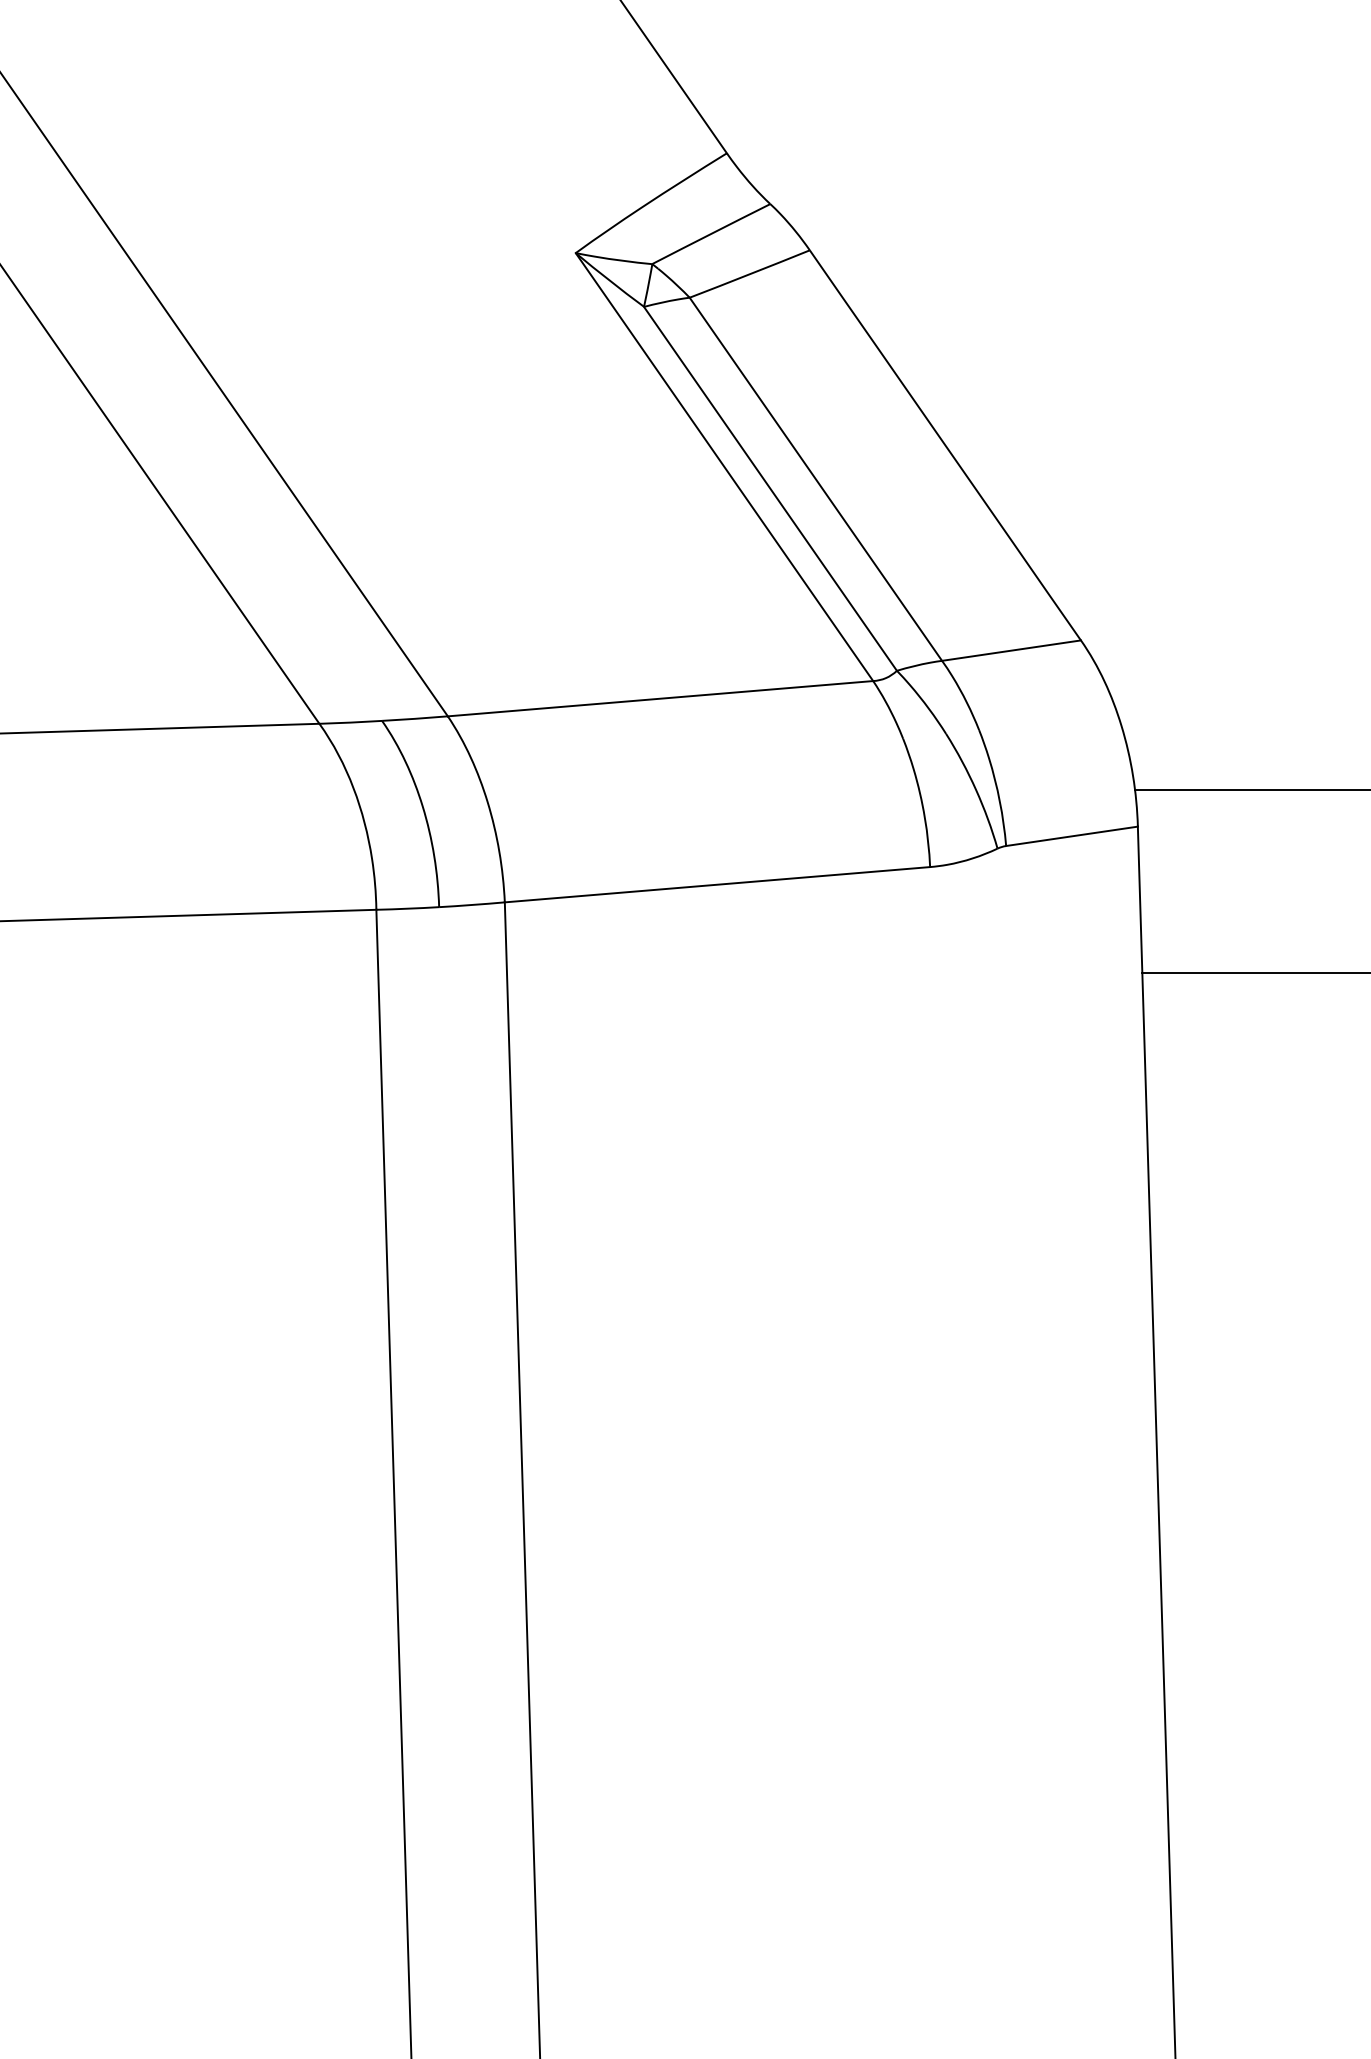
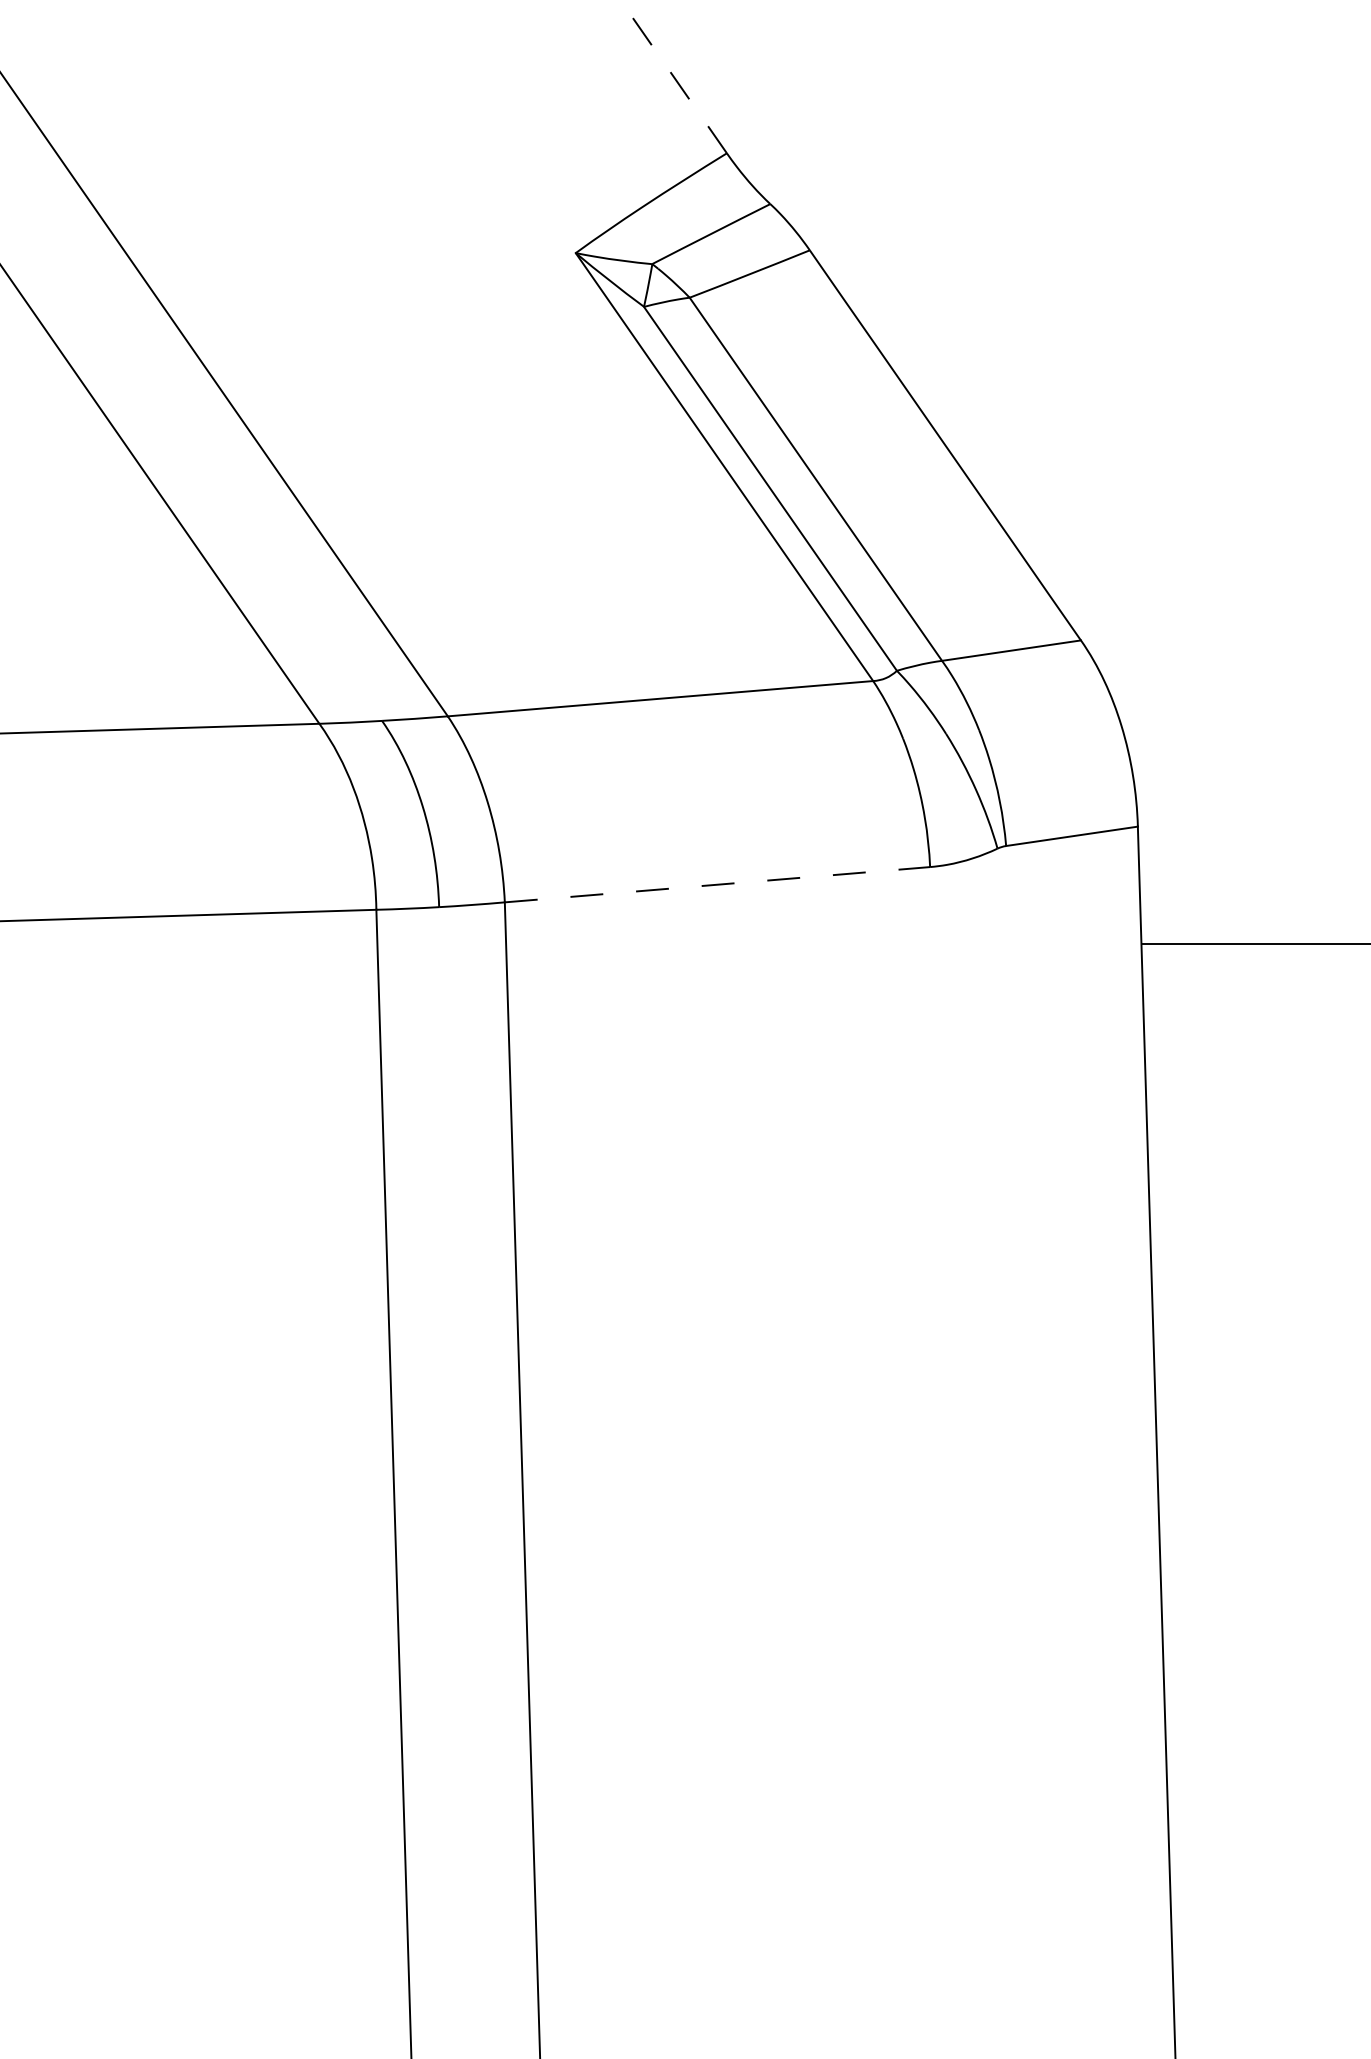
line: solid -> dashed (673, 77)
line: present -> none (1251, 789)
line: solid -> dashed (717, 884)
line position: (1254, 972) -> (1254, 943) (1254, 943)
